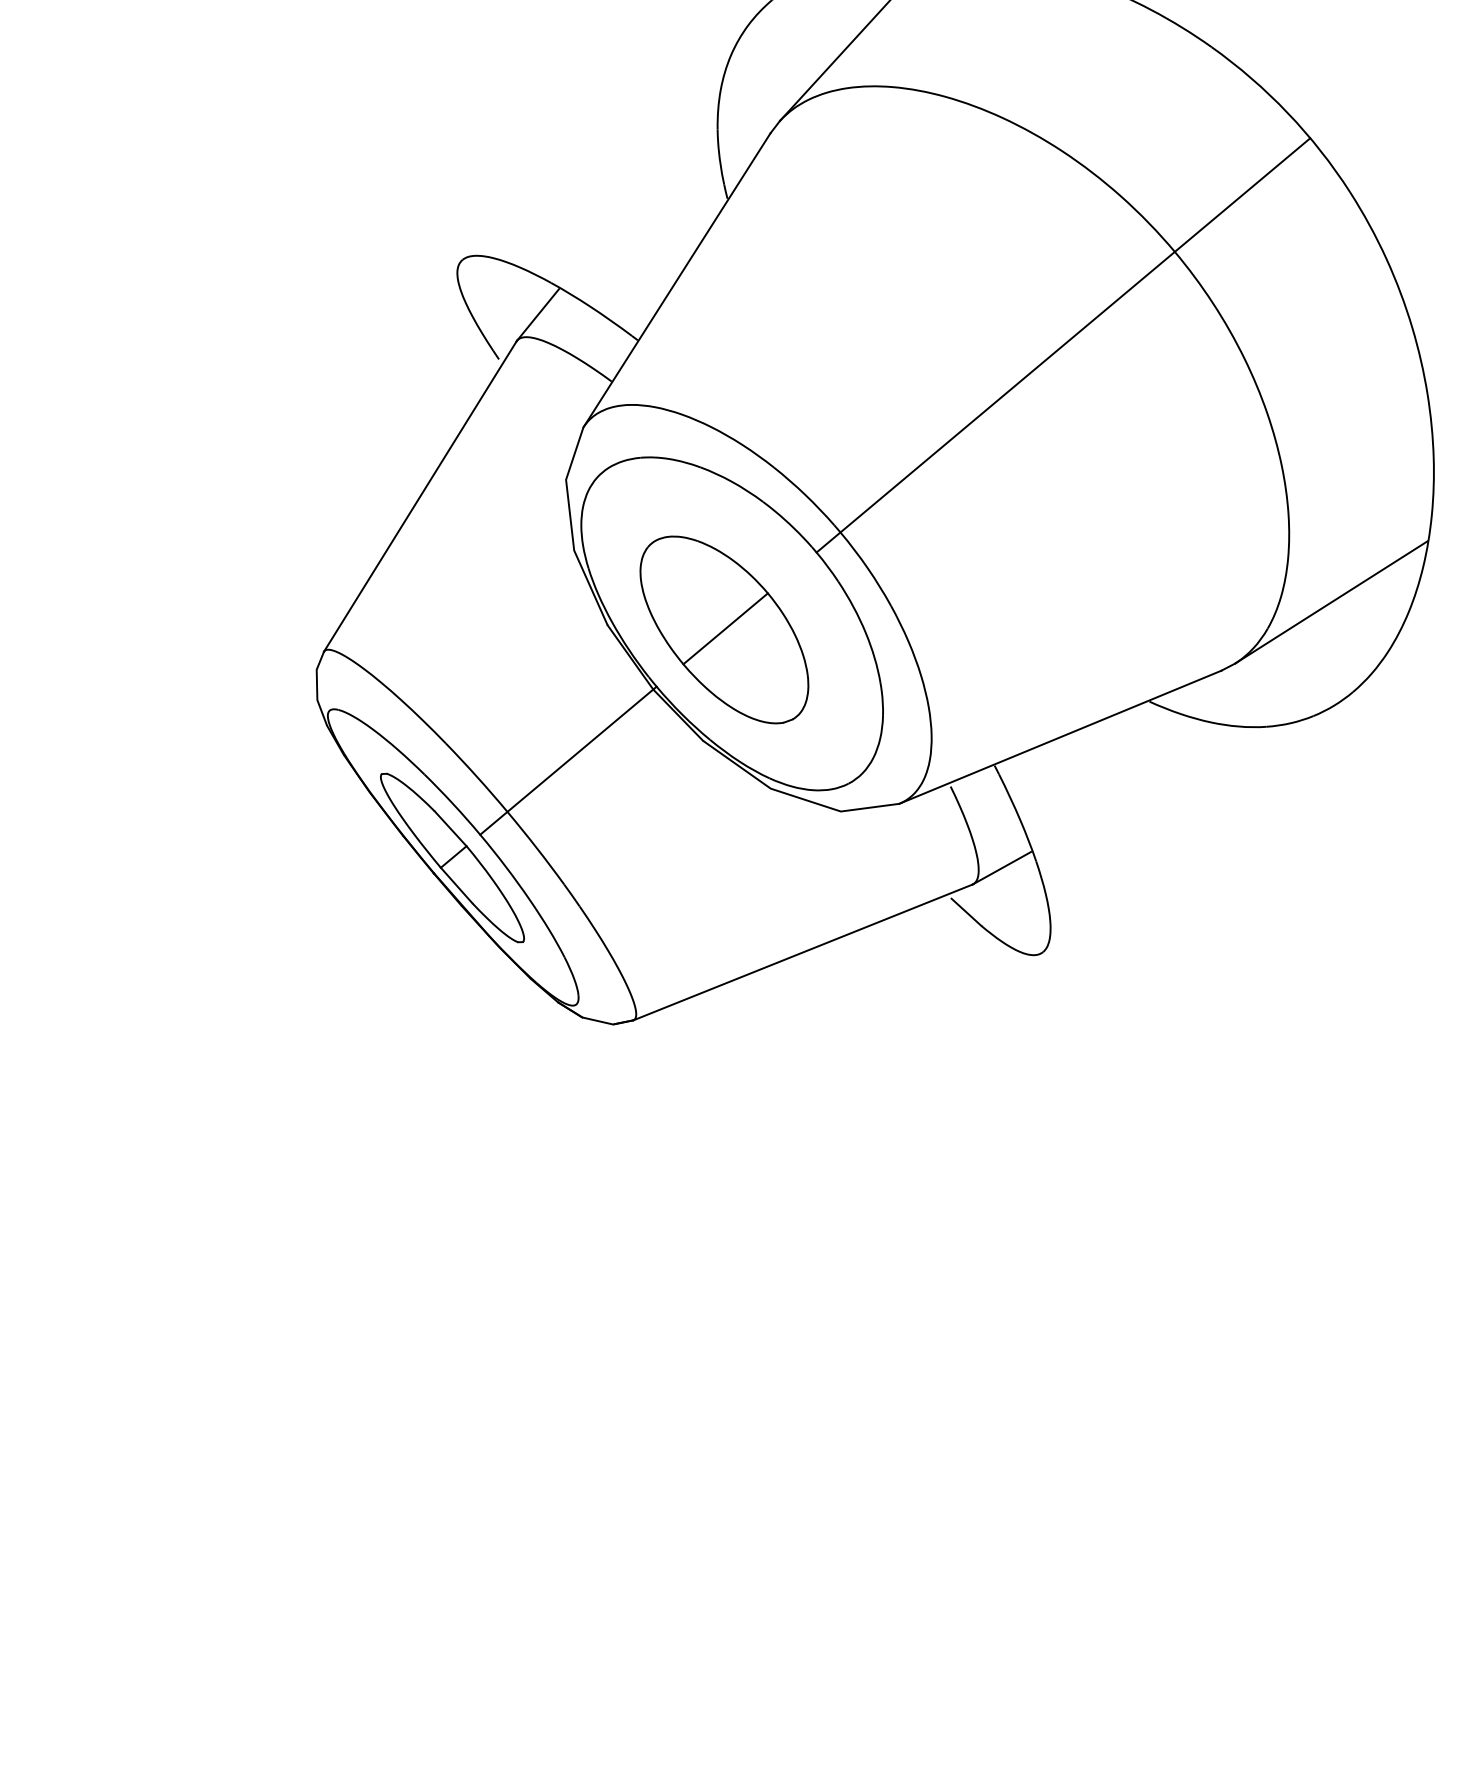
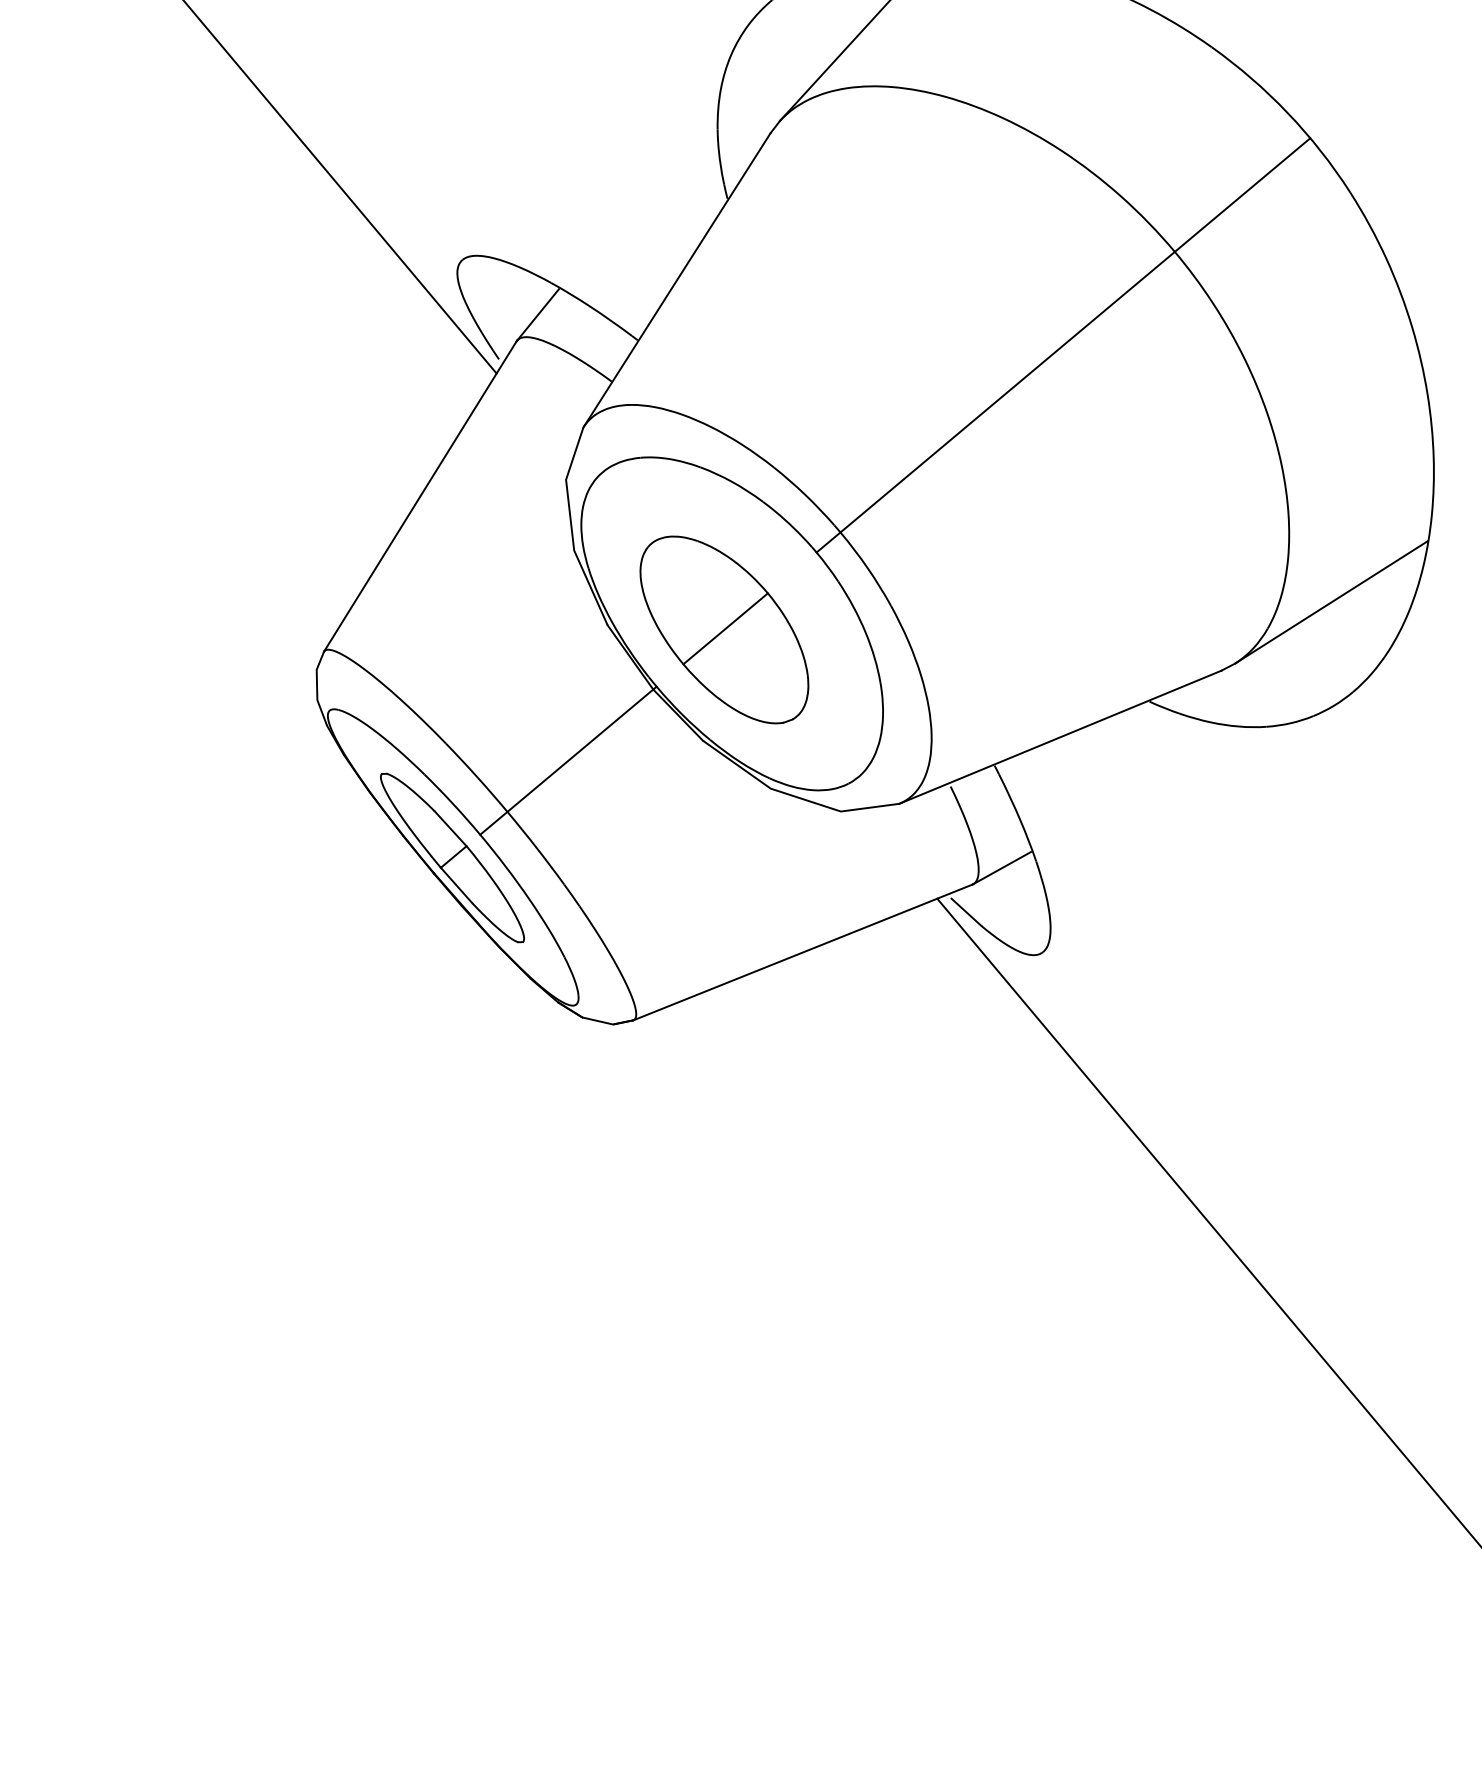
line: none -> present (340, 187)
line: none -> present (1207, 1221)
